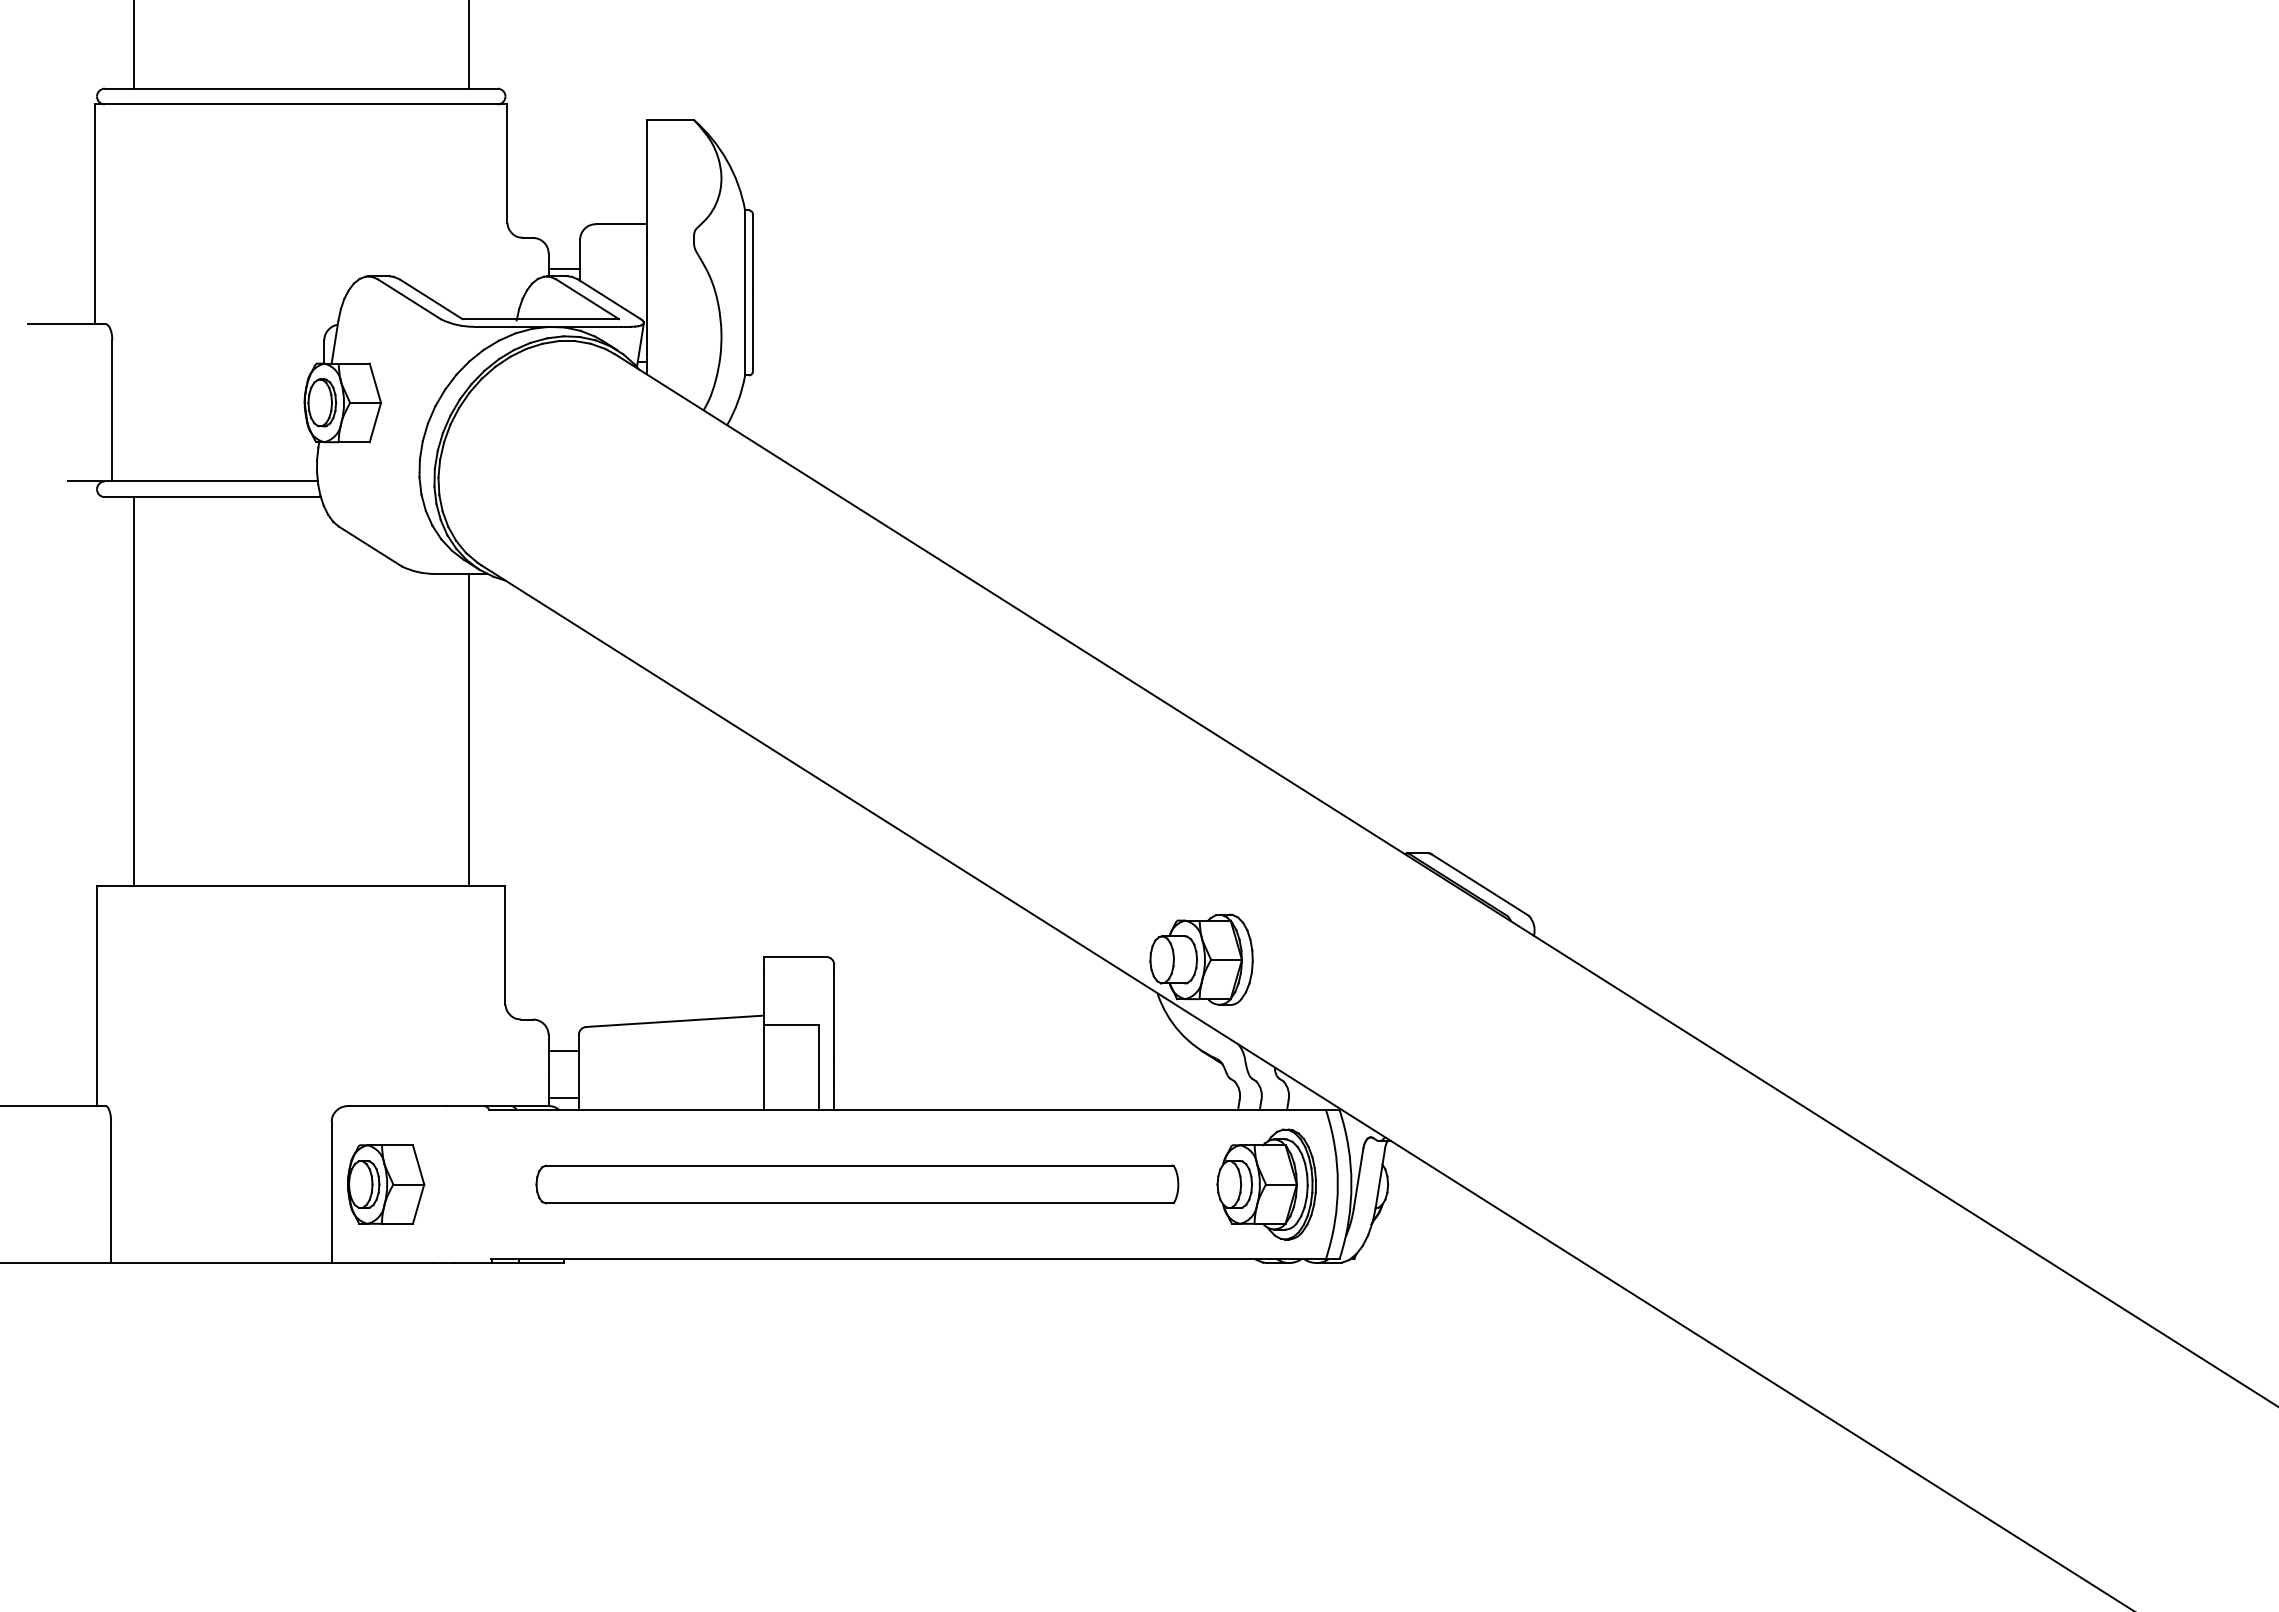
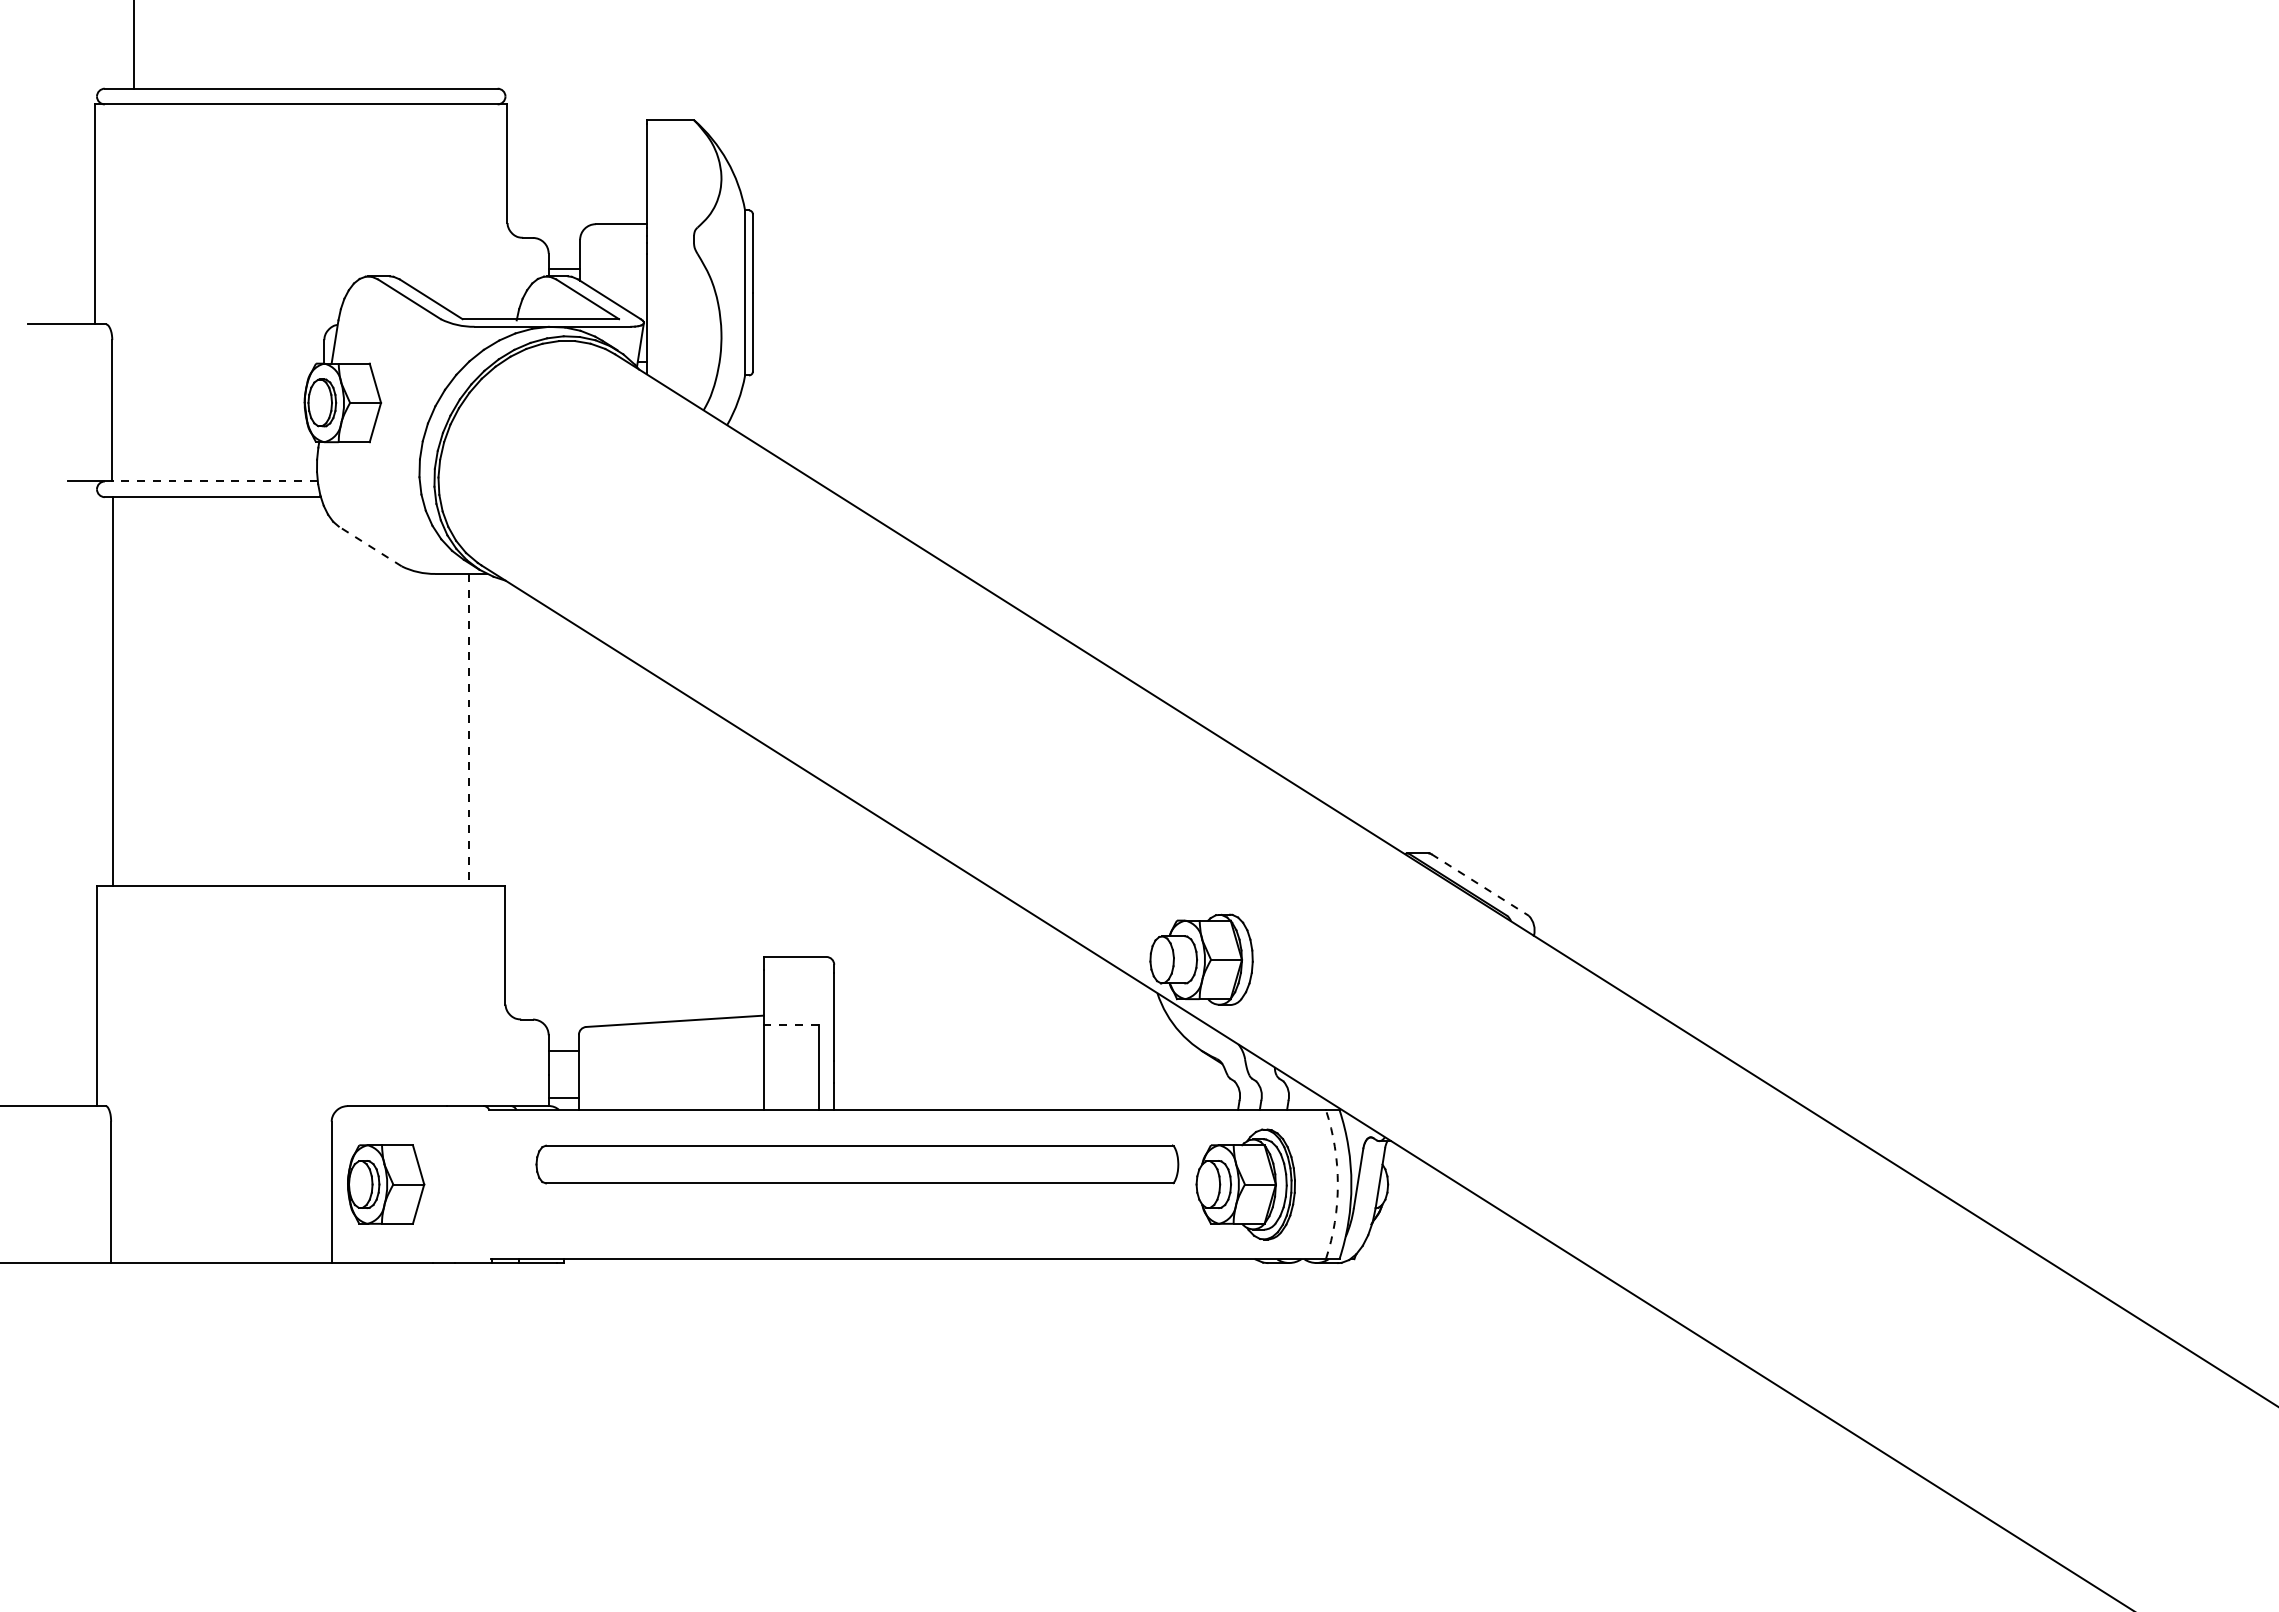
line: present -> none (468, 45)
line: solid -> dashed (215, 481)
line: solid -> dashed (369, 546)
line position: (133, 691) -> (112, 691) (112, 691)
line: solid -> dashed (468, 730)
line: solid -> dashed (1480, 885)
line: solid -> dashed (791, 1025)
part position: (857, 1184) -> (857, 1164) (857, 1164)
part position: (1266, 1184) -> (1245, 1184) (1245, 1184)
arc: solid -> dashed (1337, 1184)
